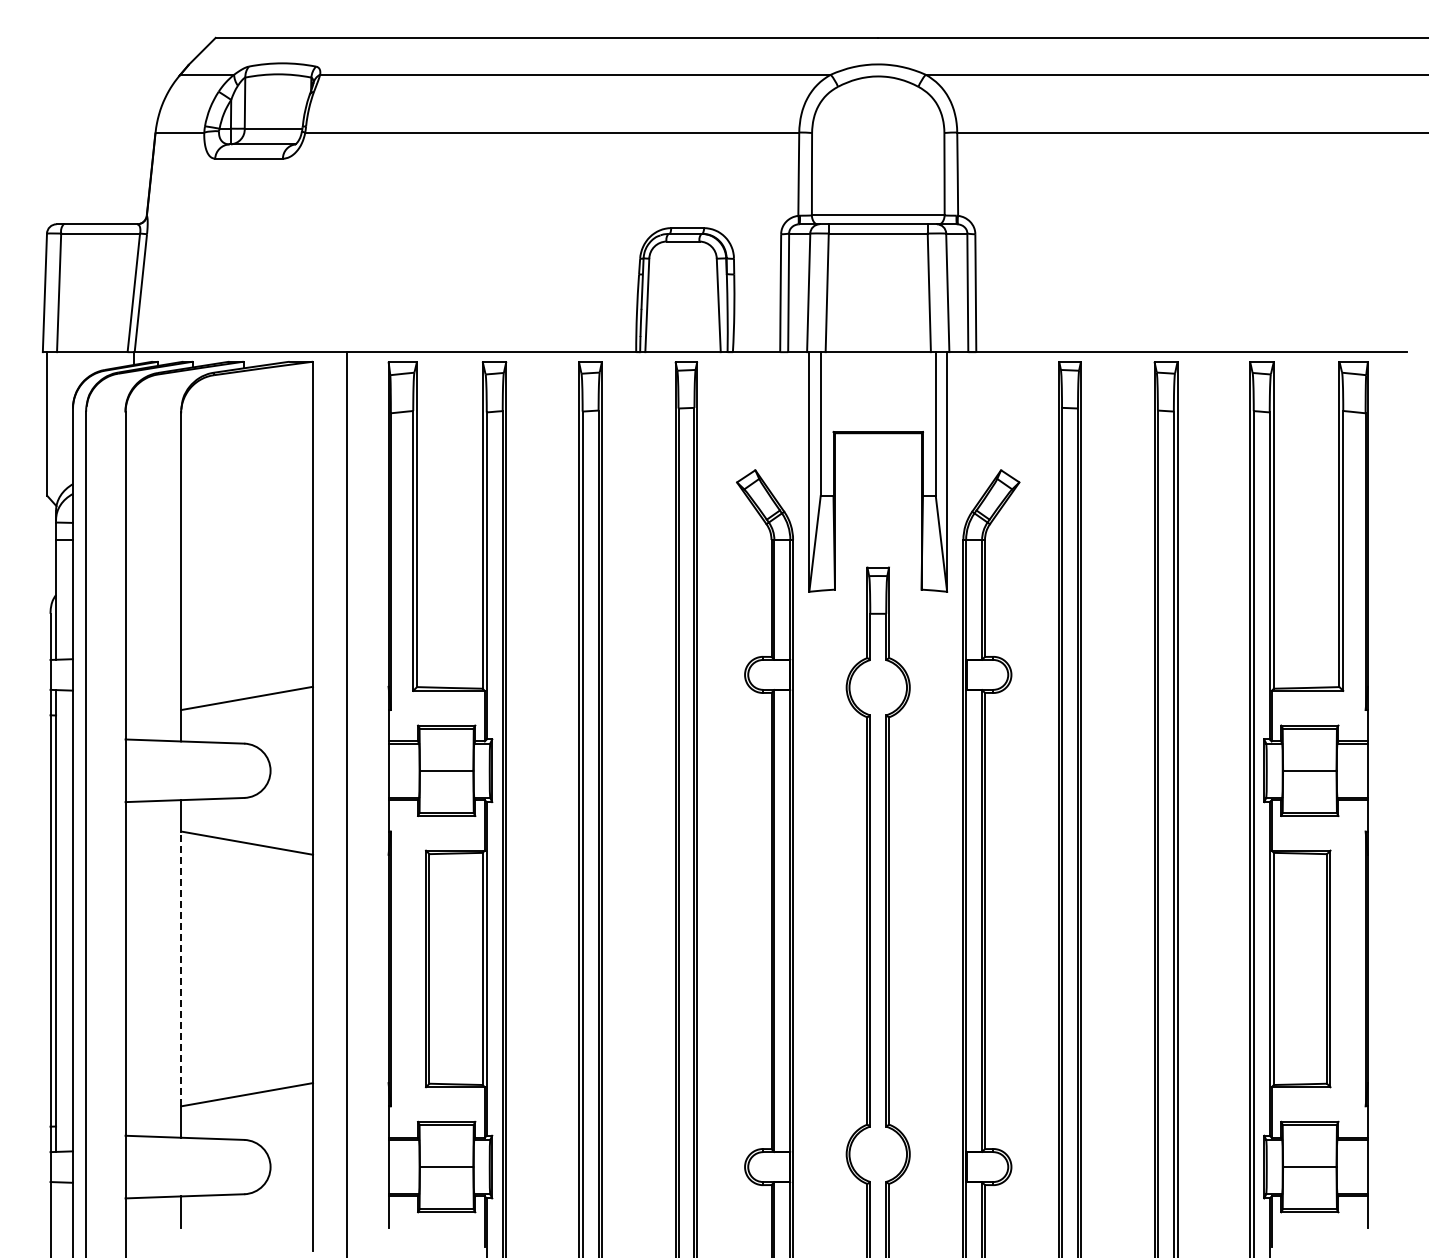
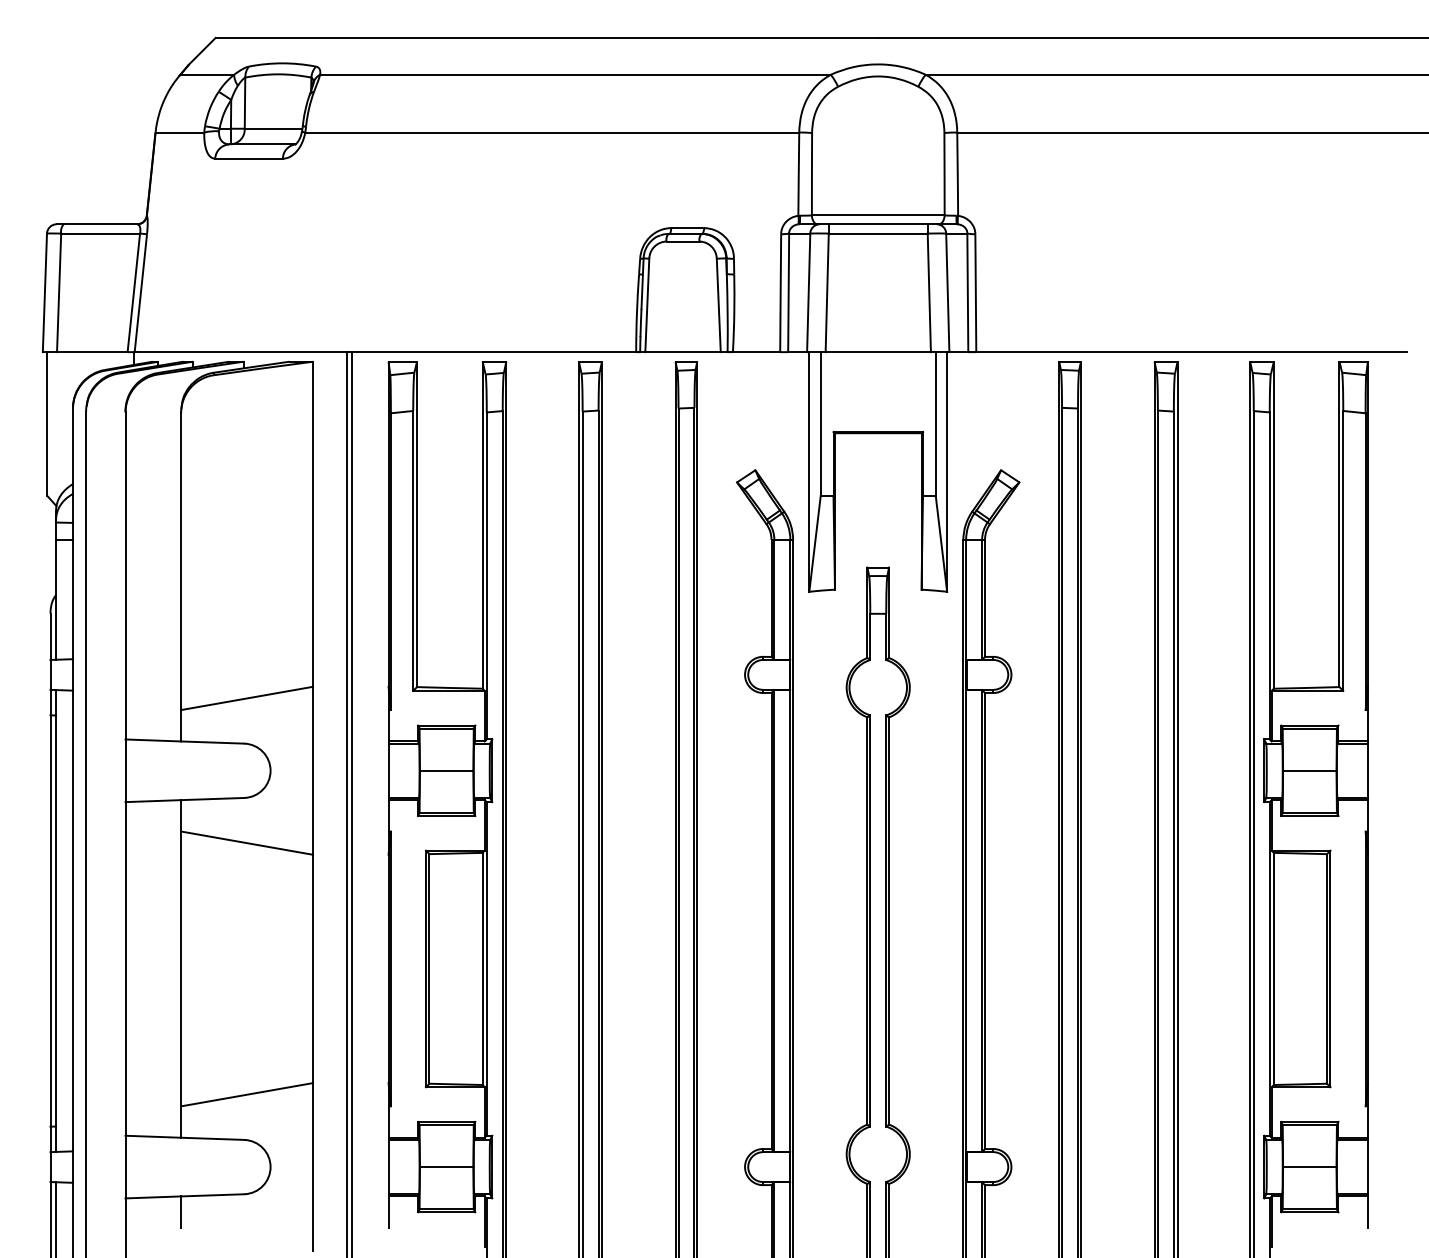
line: none -> present (352, 803)
line: dashed -> solid (181, 968)
line: none -> present (56, 1218)
